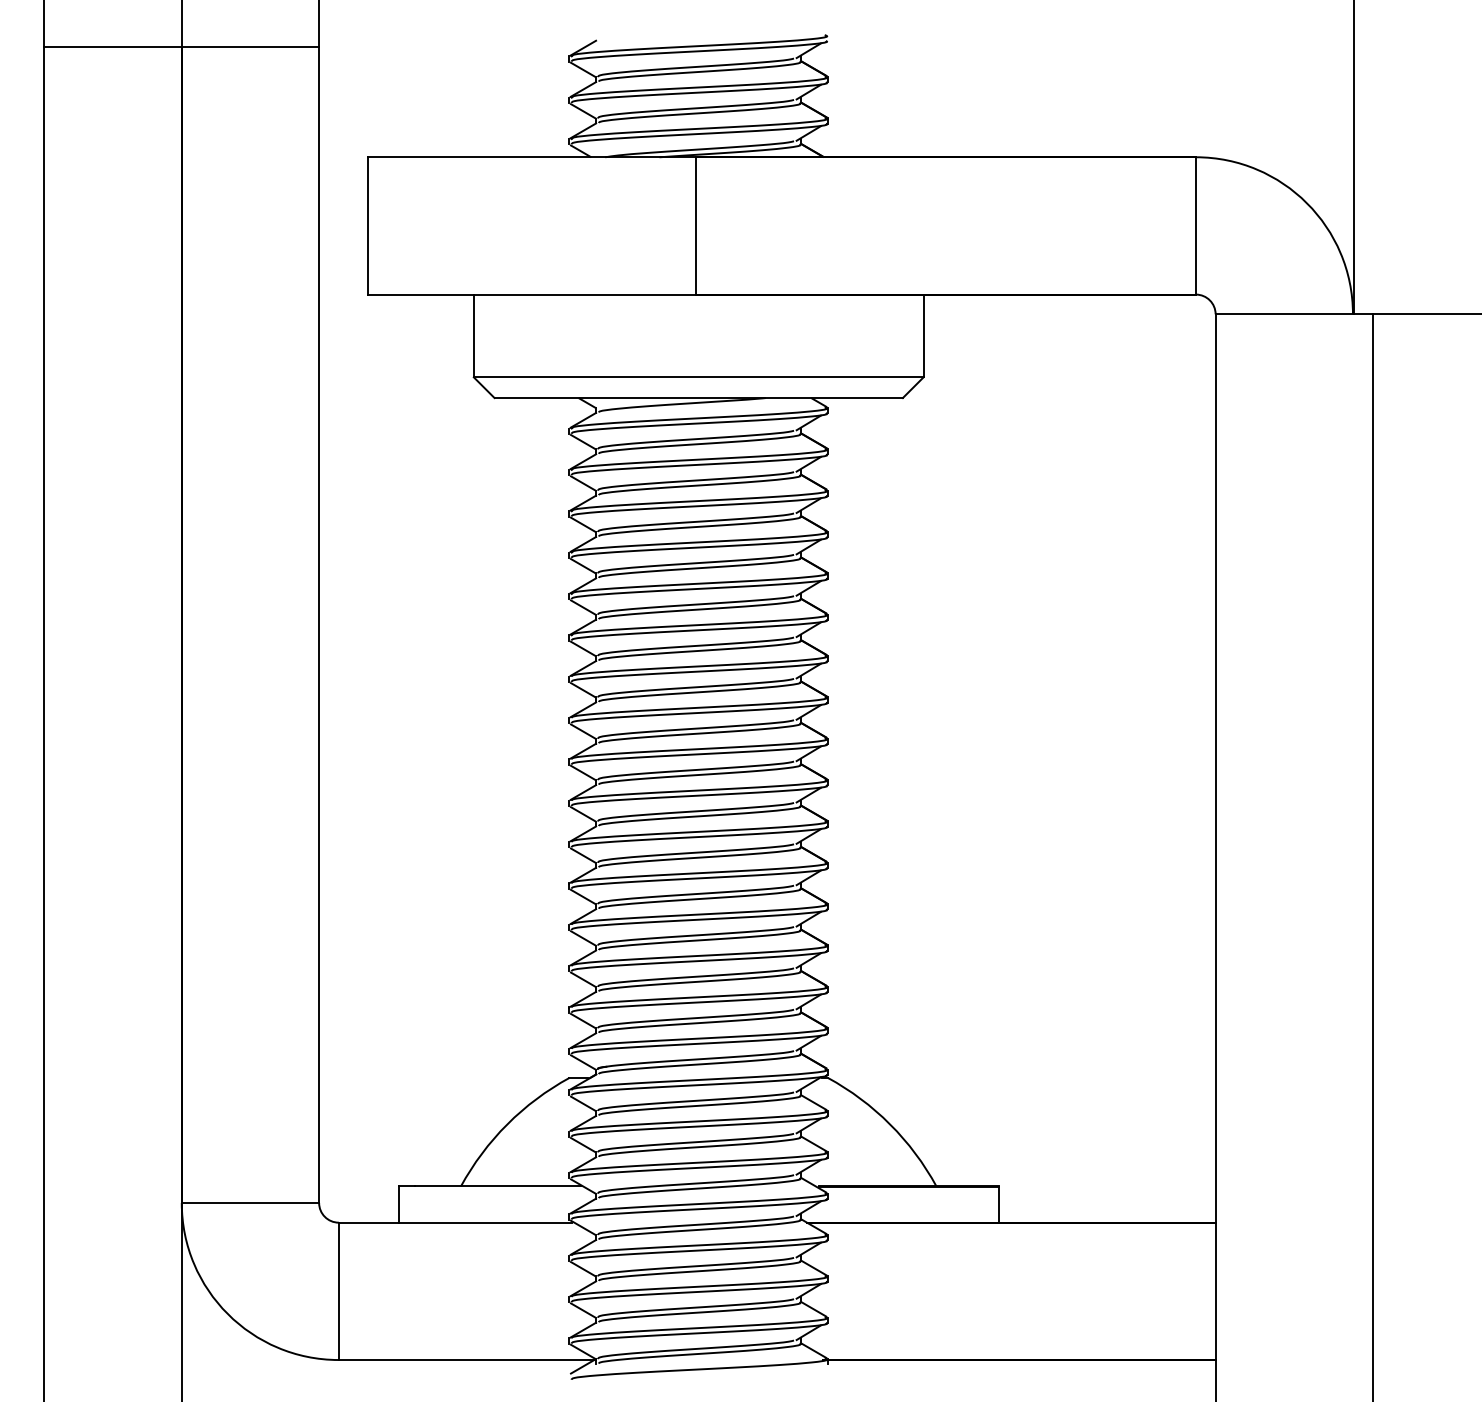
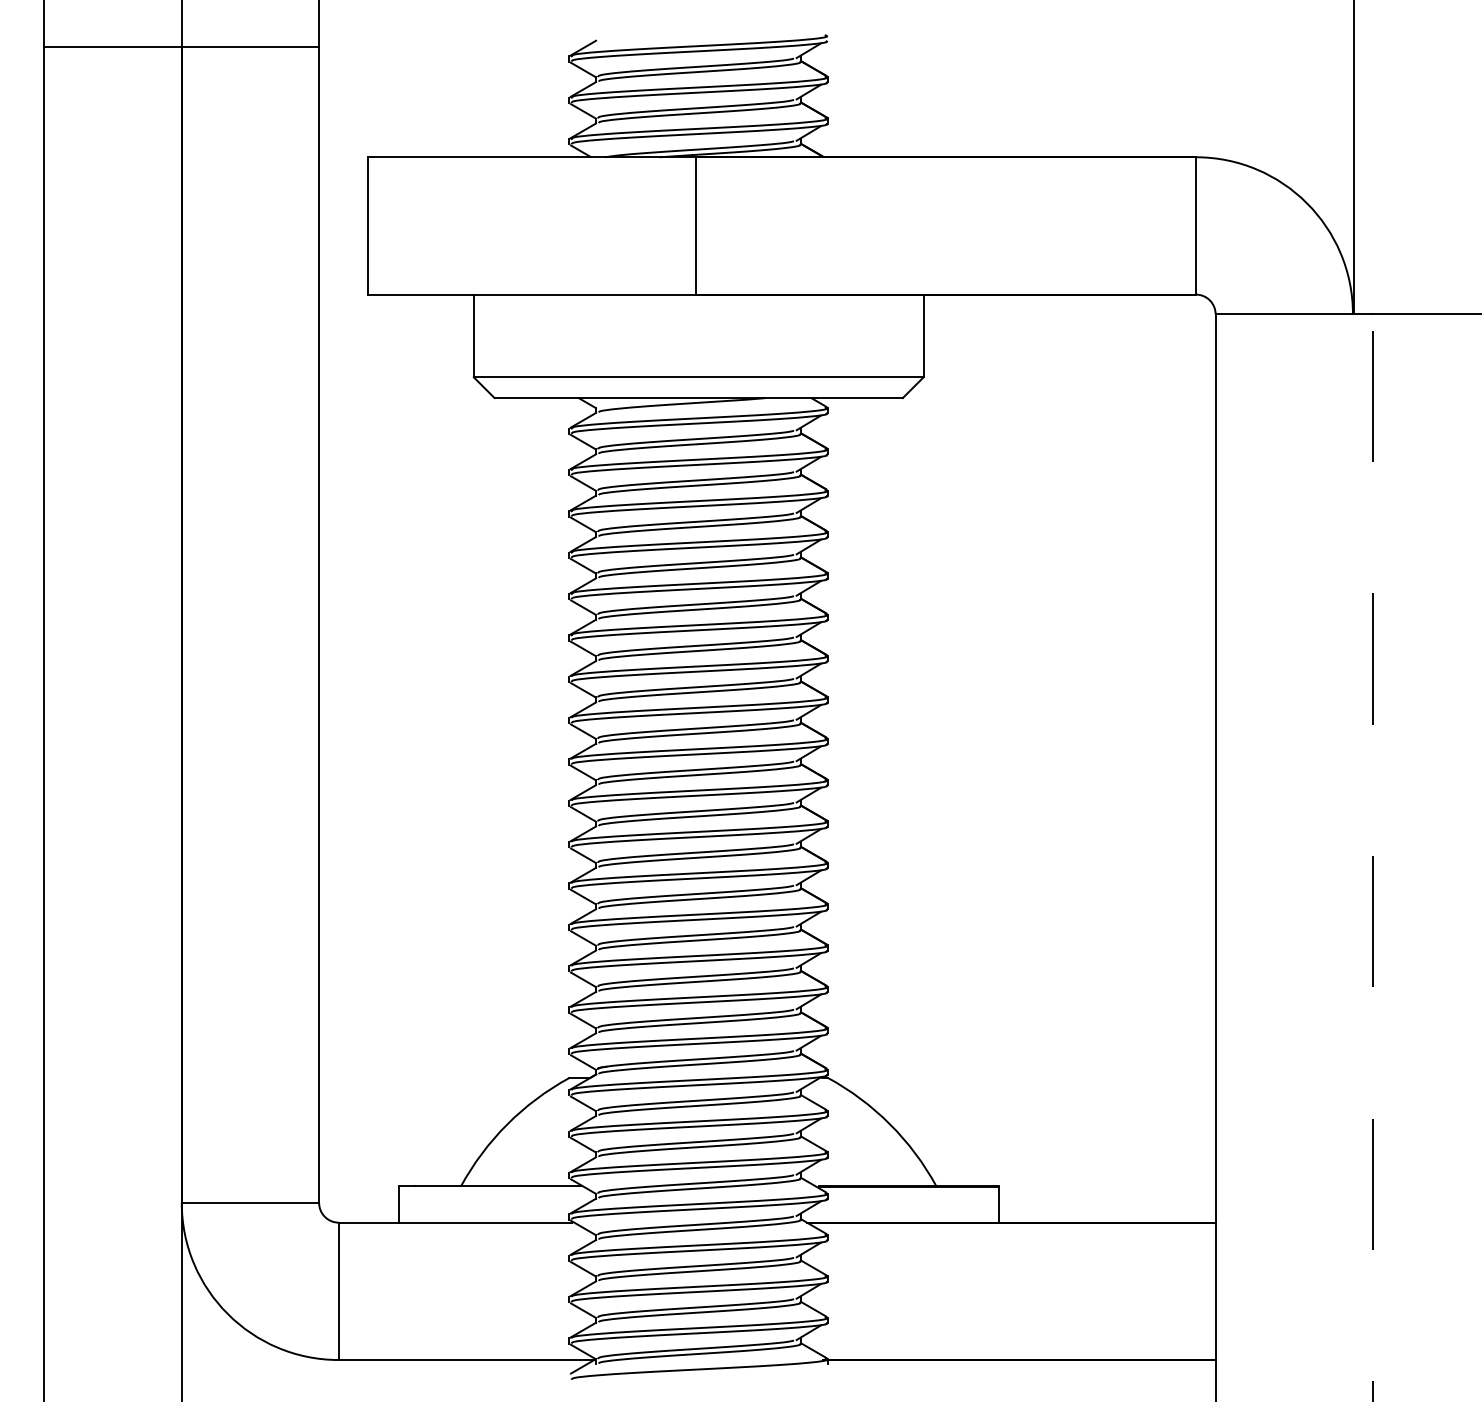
line: solid -> dashed (1372, 857)
